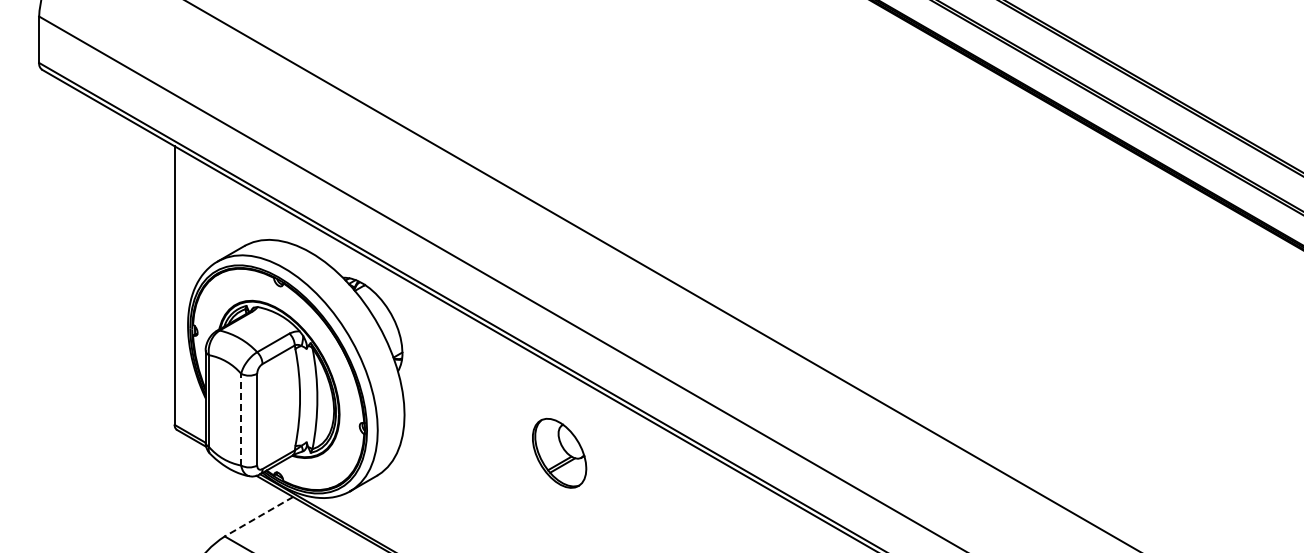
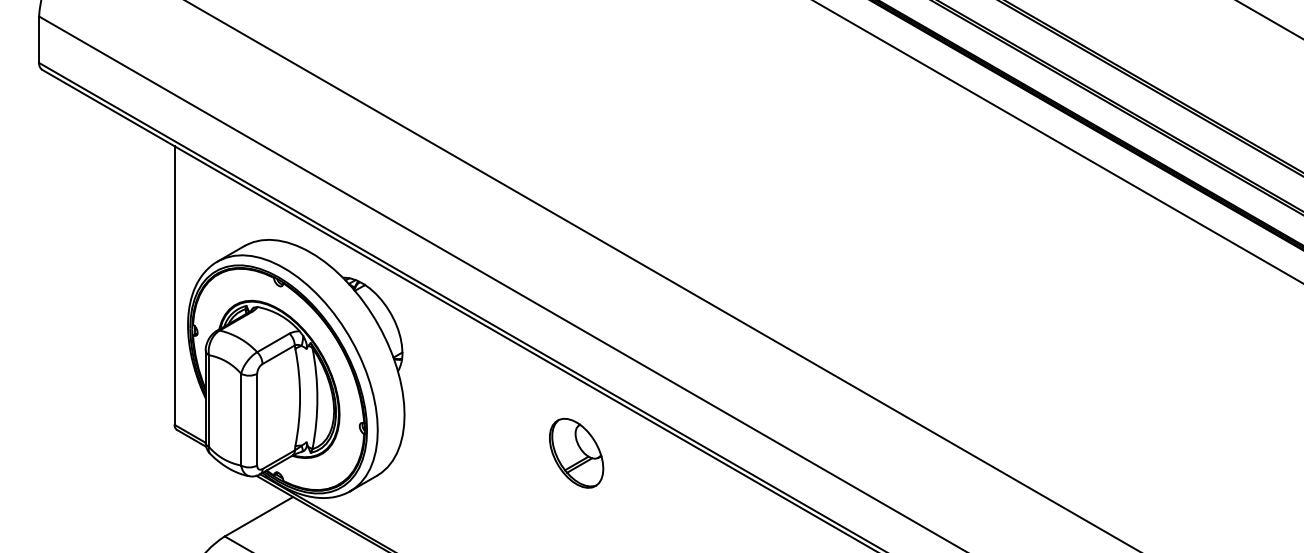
line: none -> present (1269, 19)
line: none -> present (1057, 142)
line: dashed -> solid (241, 419)
part position: (559, 452) -> (576, 452) (576, 452)
line: dashed -> solid (258, 516)
